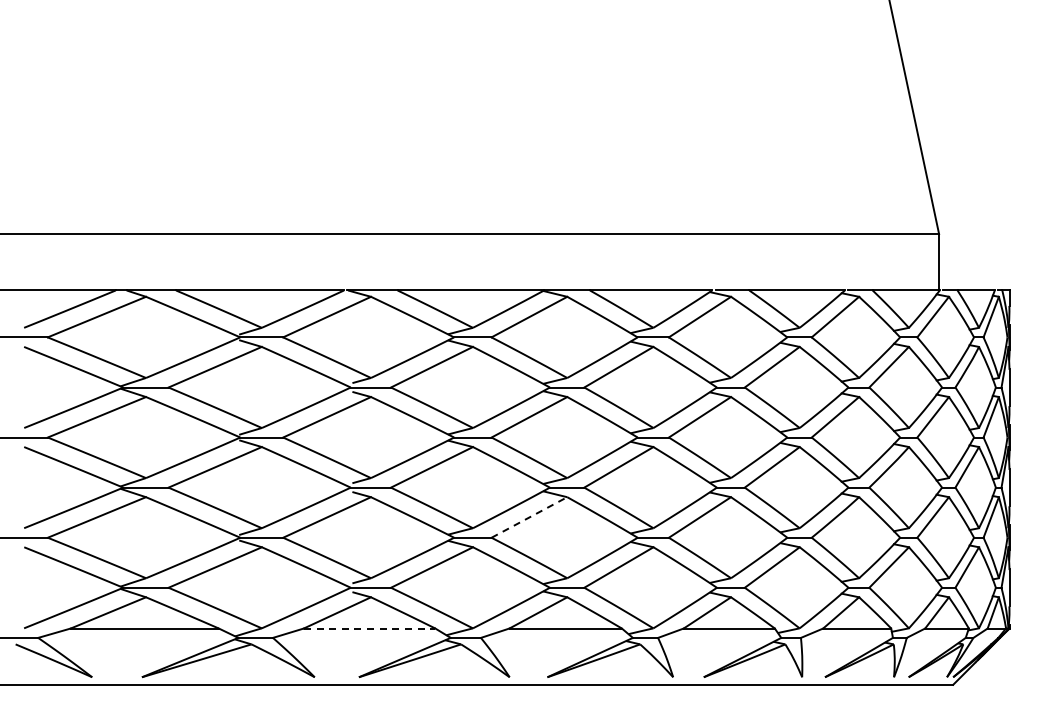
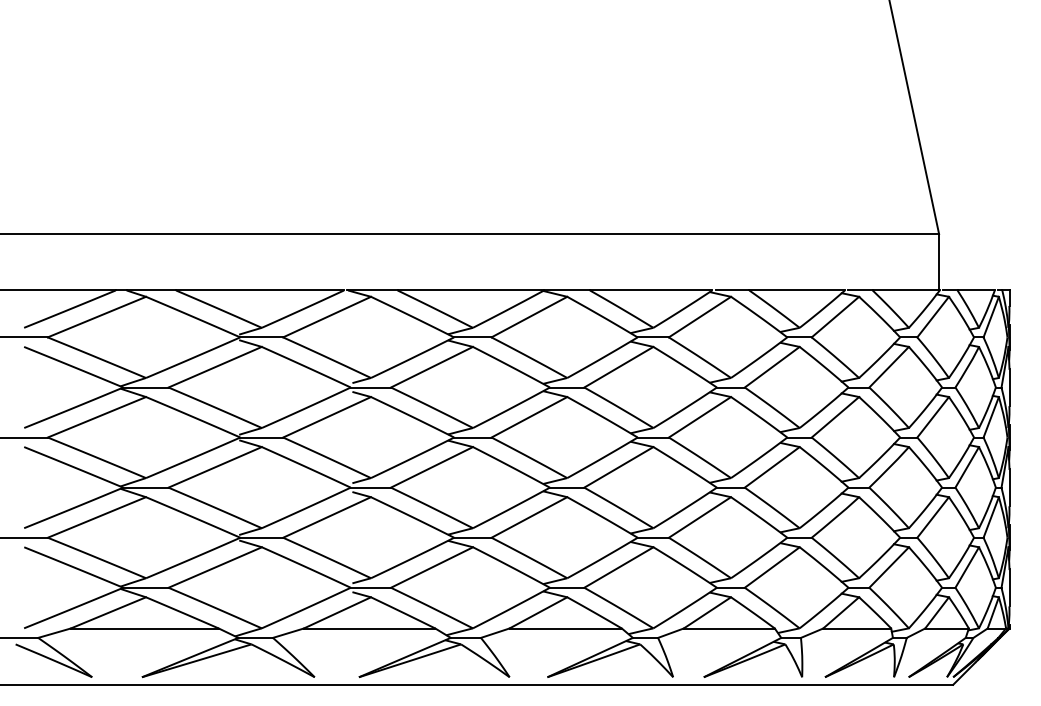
line: dashed -> solid (529, 517)
line: dashed -> solid (369, 628)
